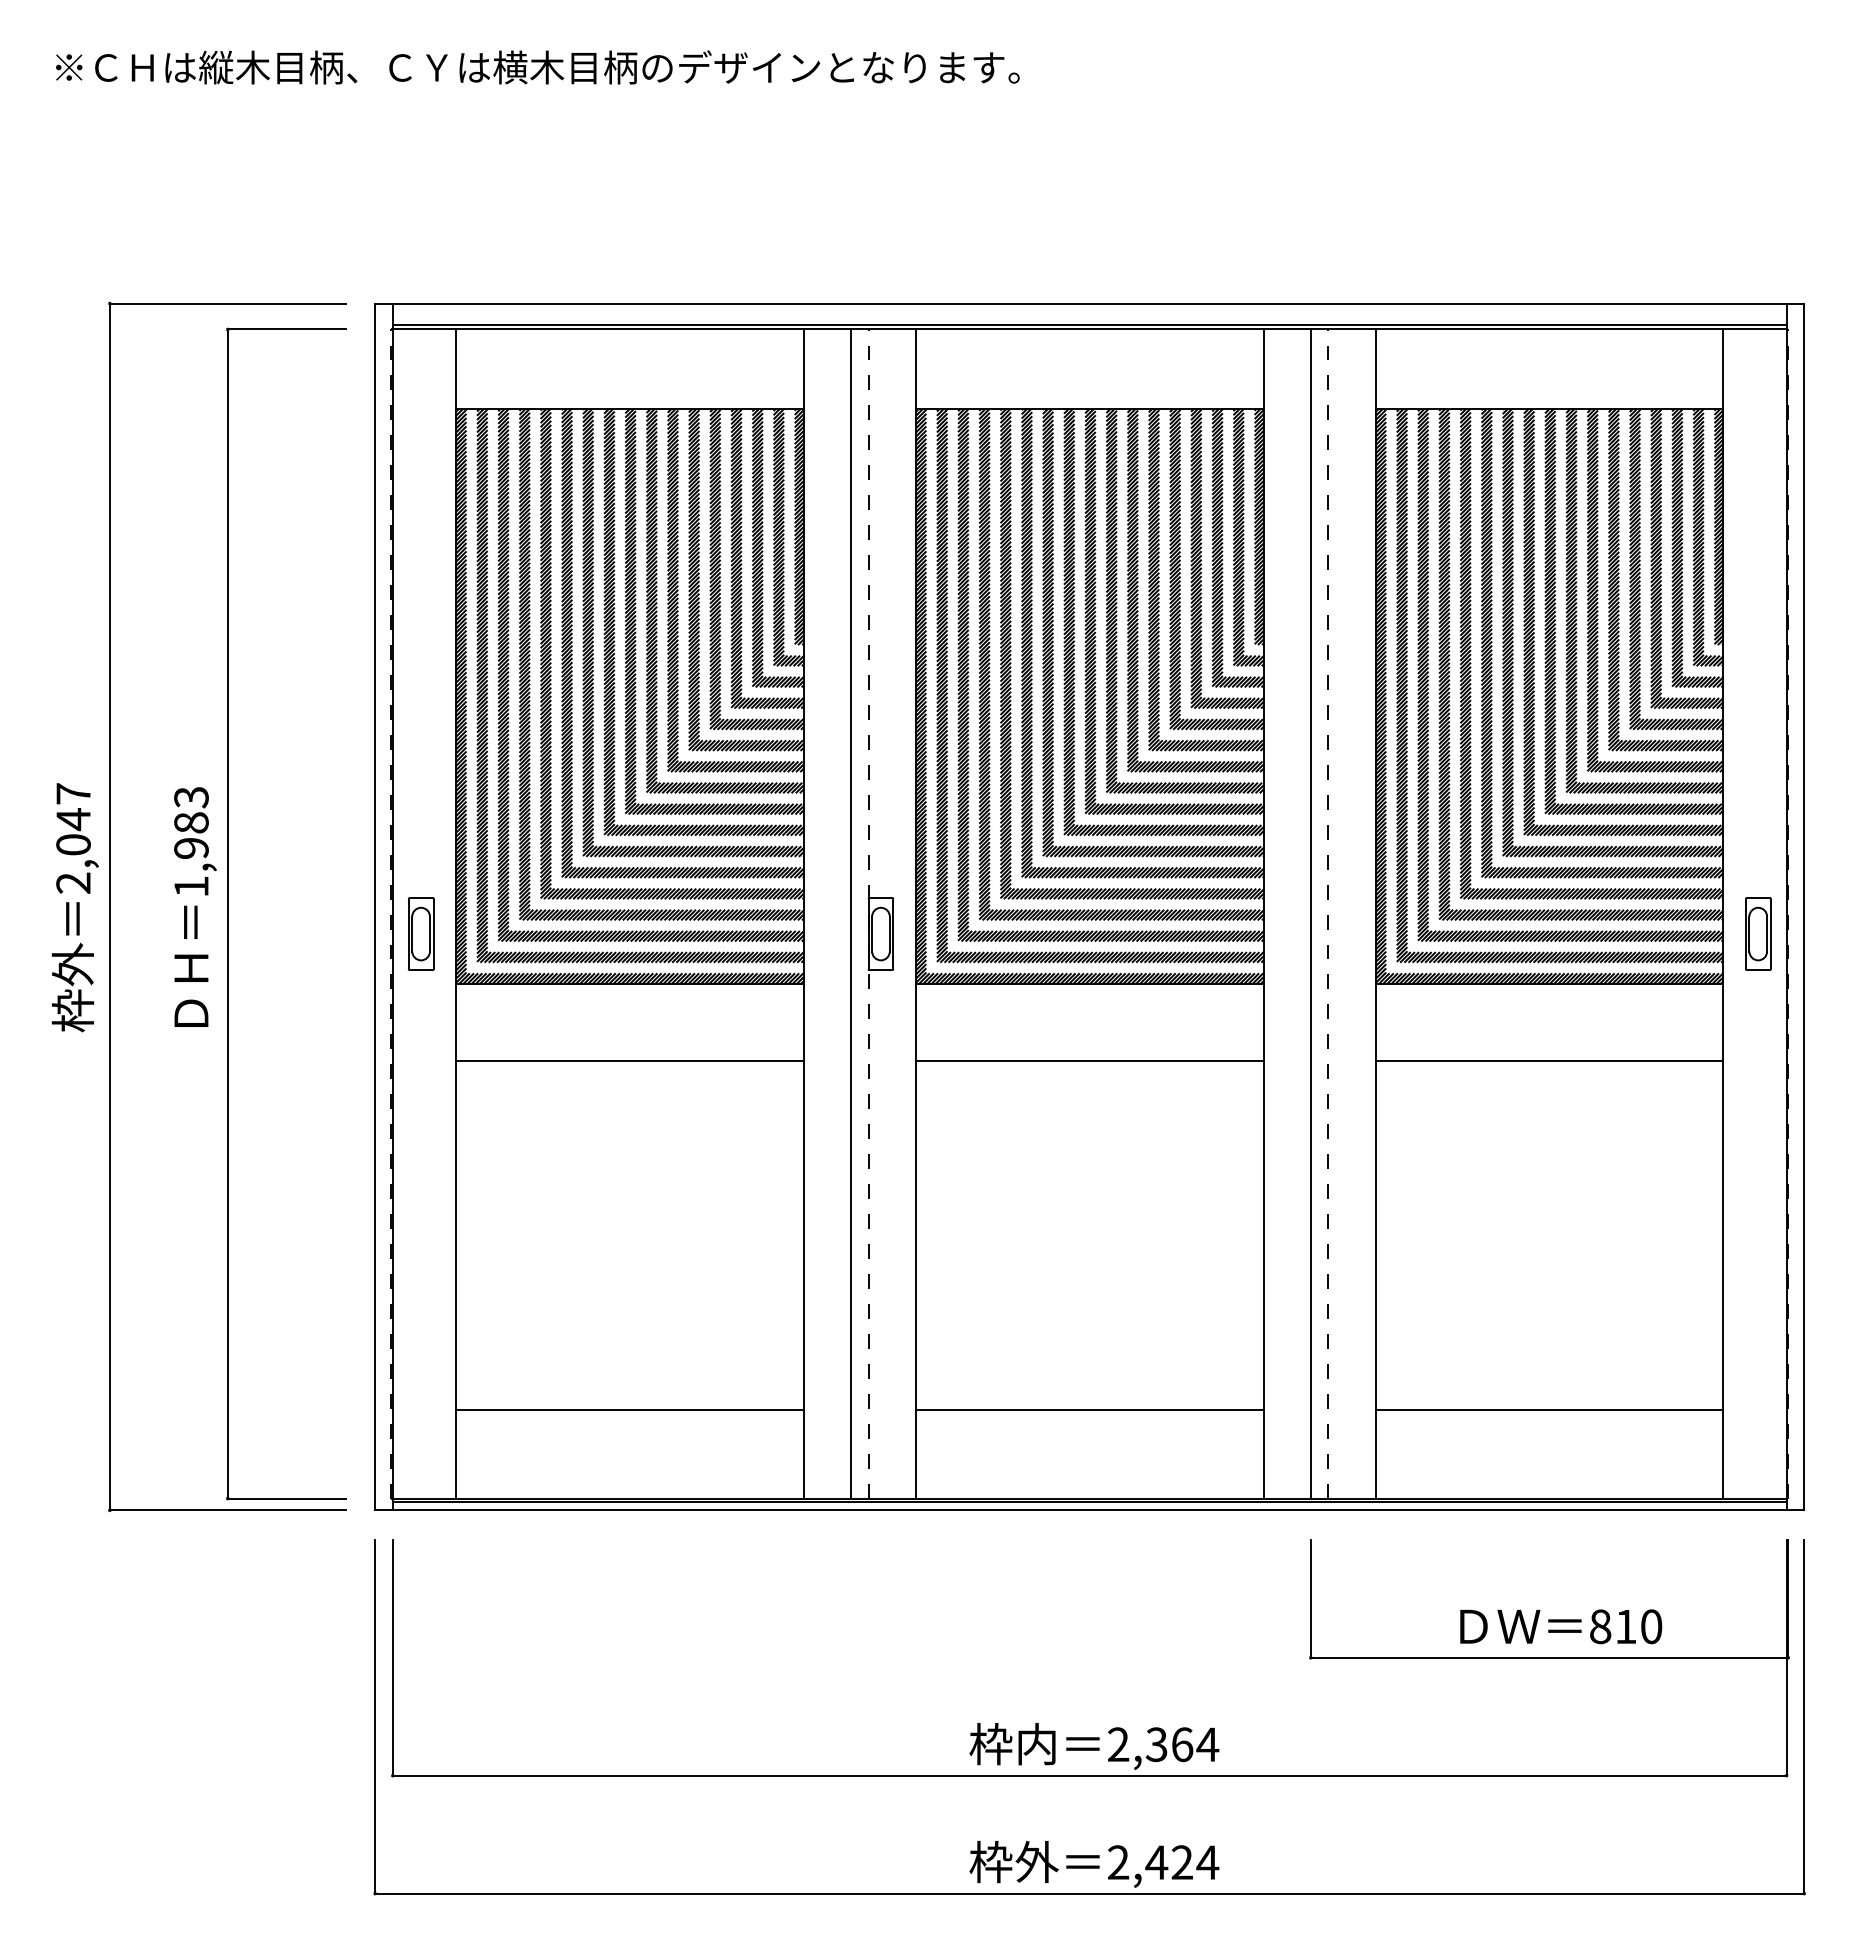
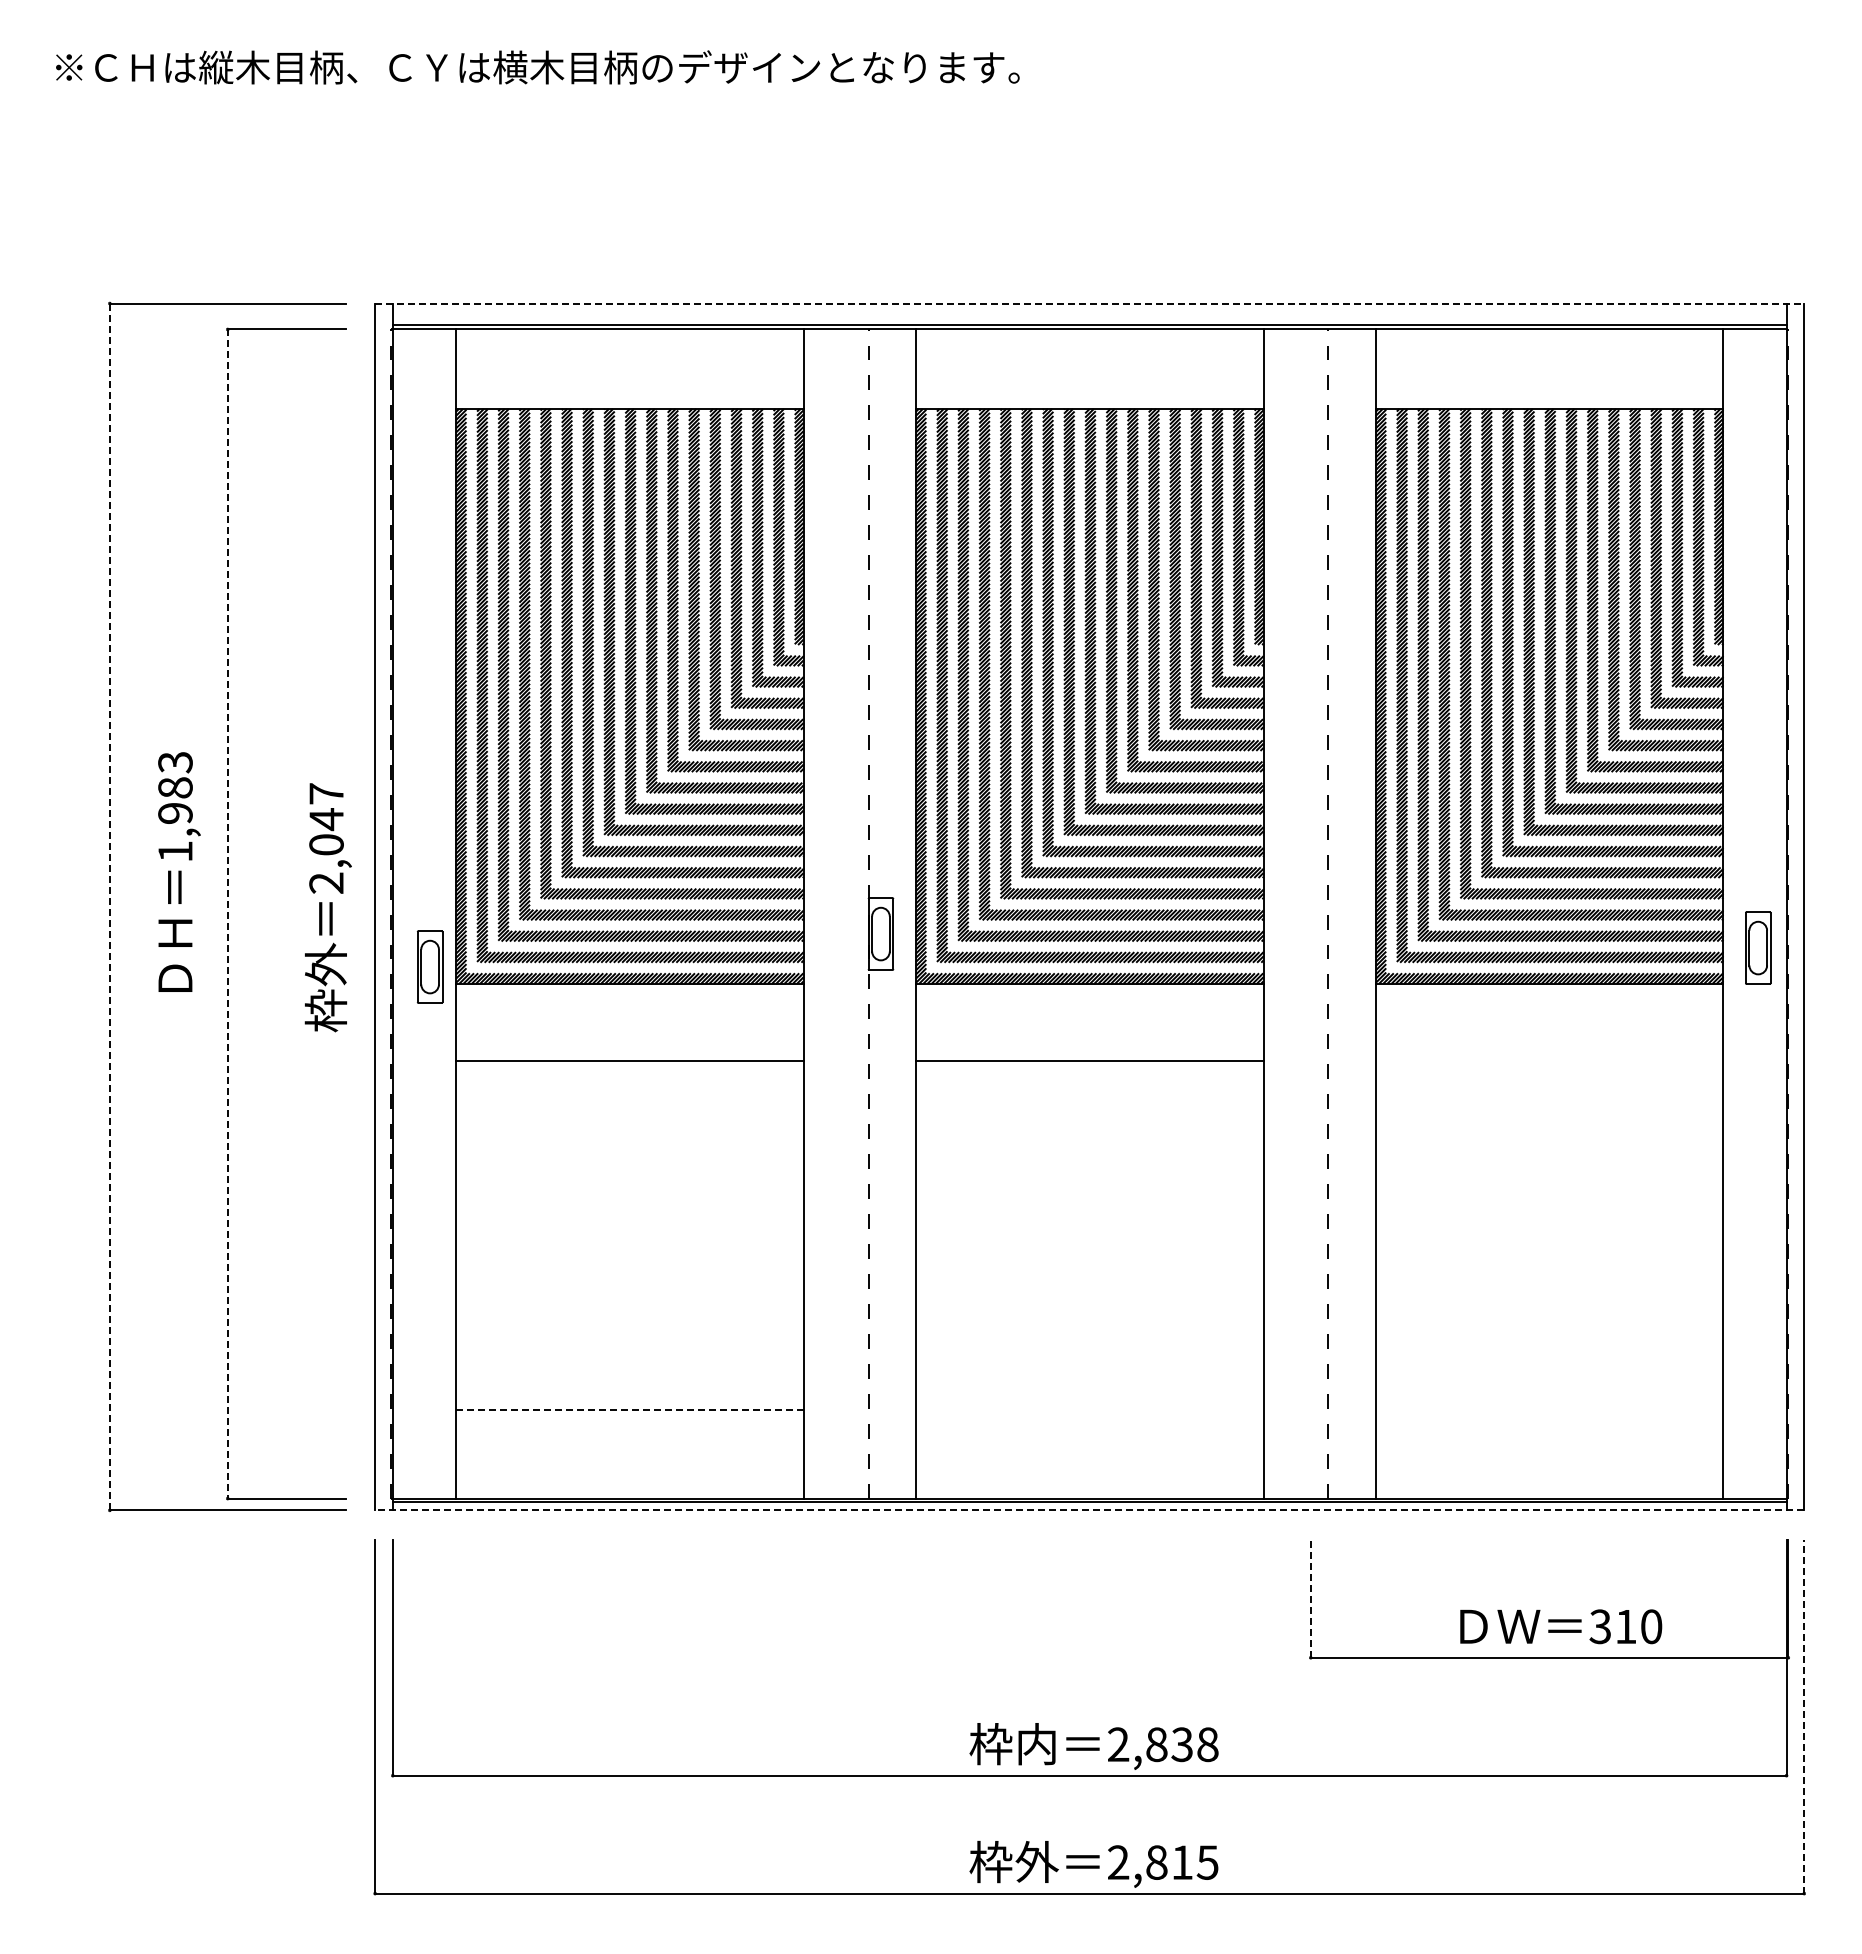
line: solid -> dashed (1089, 303)
text position: (195, 906) -> (179, 871) (179, 871)
text position: (74, 907) -> (327, 907) (327, 907)
line: solid -> dashed (109, 907)
line: present -> none (850, 913)
line: present -> none (1310, 913)
line: solid -> dashed (227, 914)
part position: (421, 933) -> (430, 966) (430, 966)
part position: (1758, 933) -> (1758, 947) (1758, 947)
line: present -> none (1549, 1060)
line: solid -> dashed (629, 1410)
line: present -> none (1089, 1410)
line: present -> none (1549, 1410)
line: solid -> dashed (1089, 1510)
line: solid -> dashed (1310, 1598)
text: 810 -> 310 (1600, 1626)
line: solid -> dashed (1804, 1716)
text: 2,364 -> 2,838 (1182, 1744)
text: 2,424 -> 2,815 (1182, 1862)
